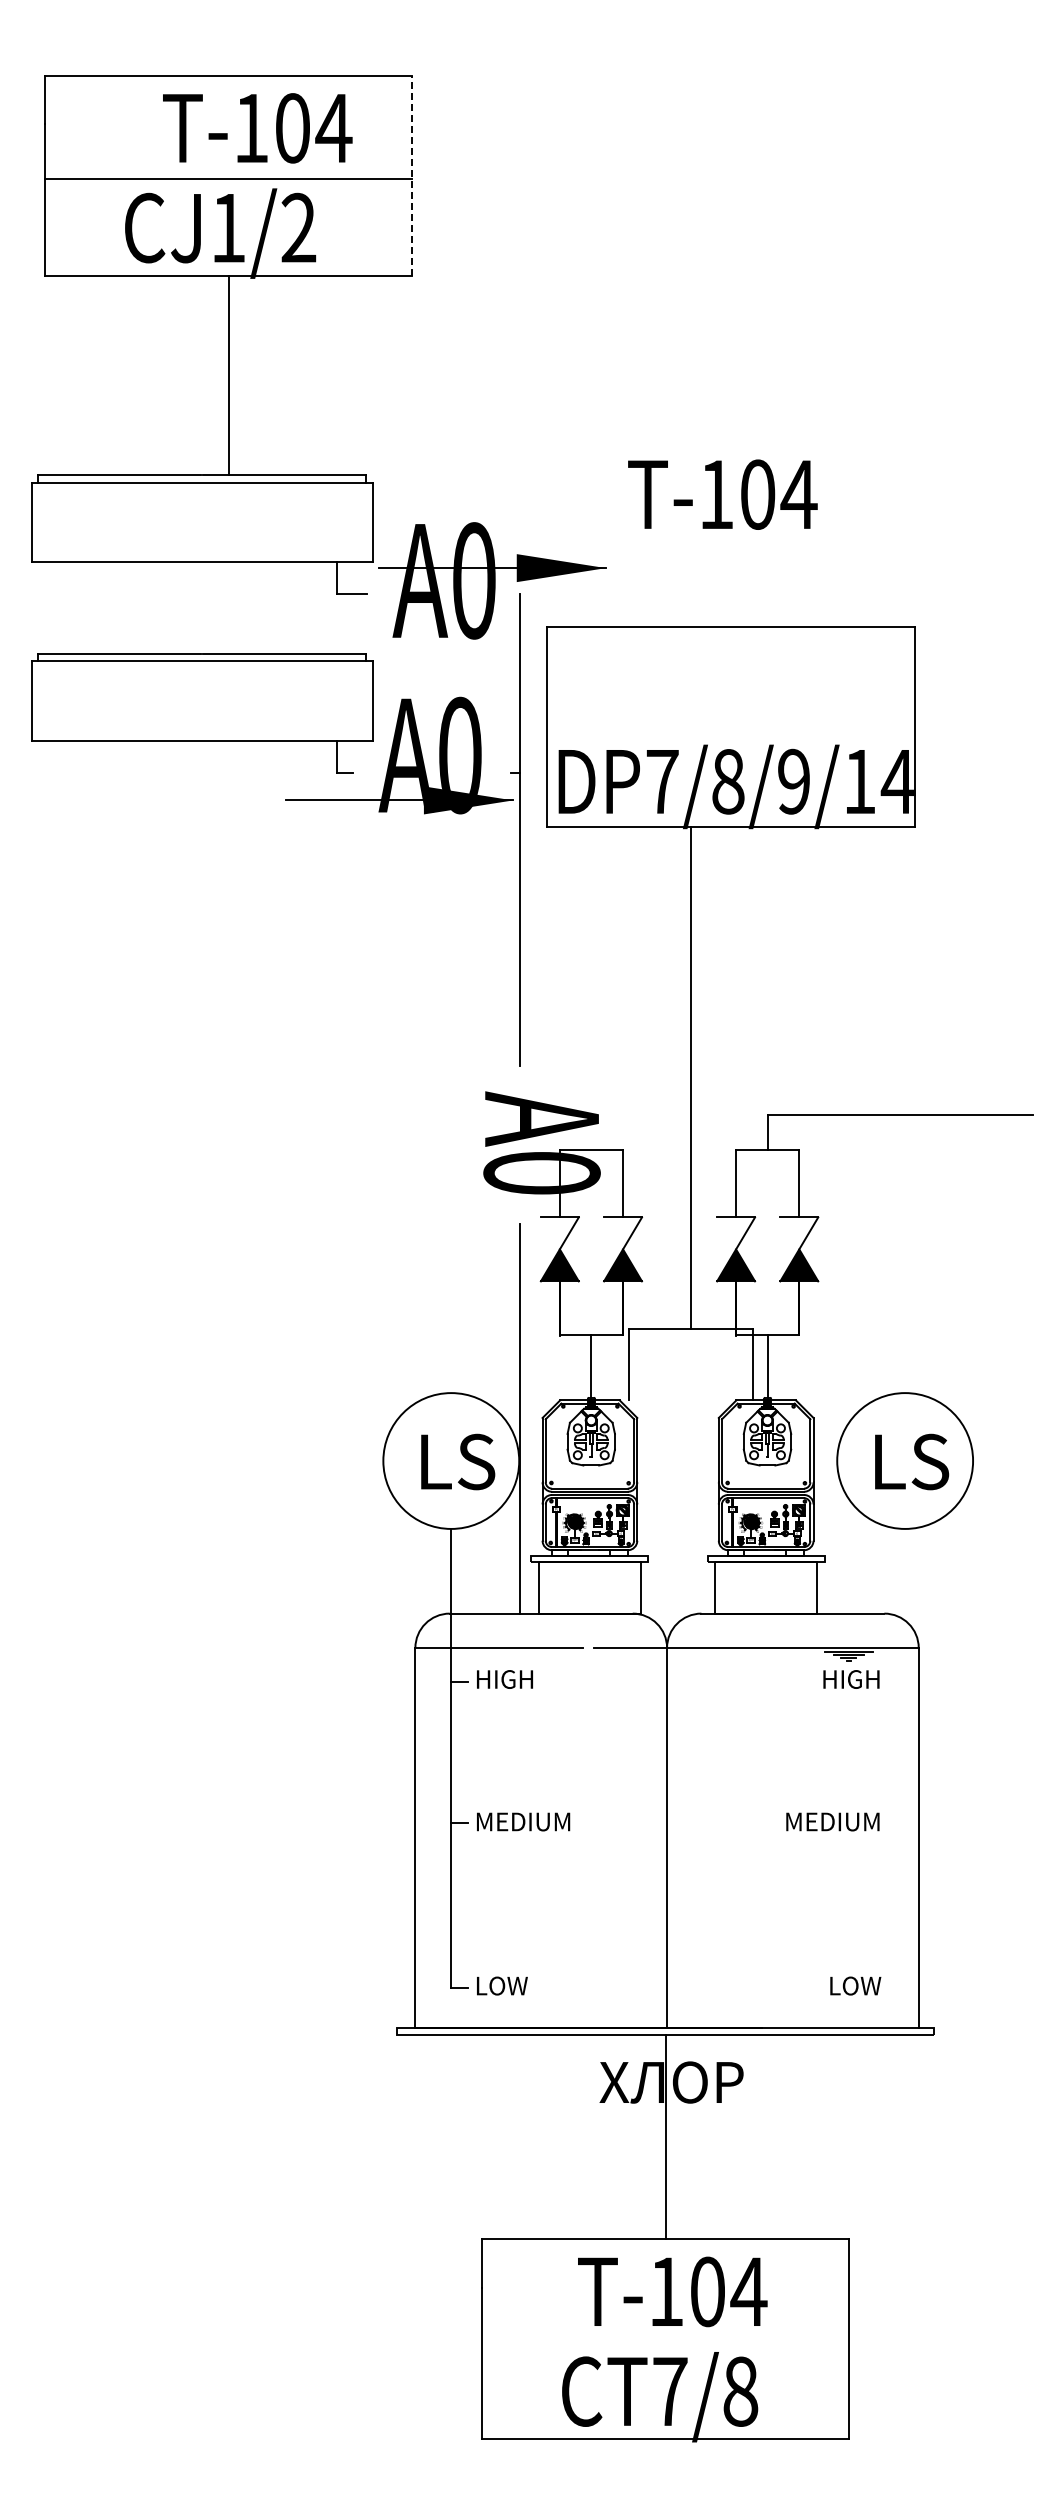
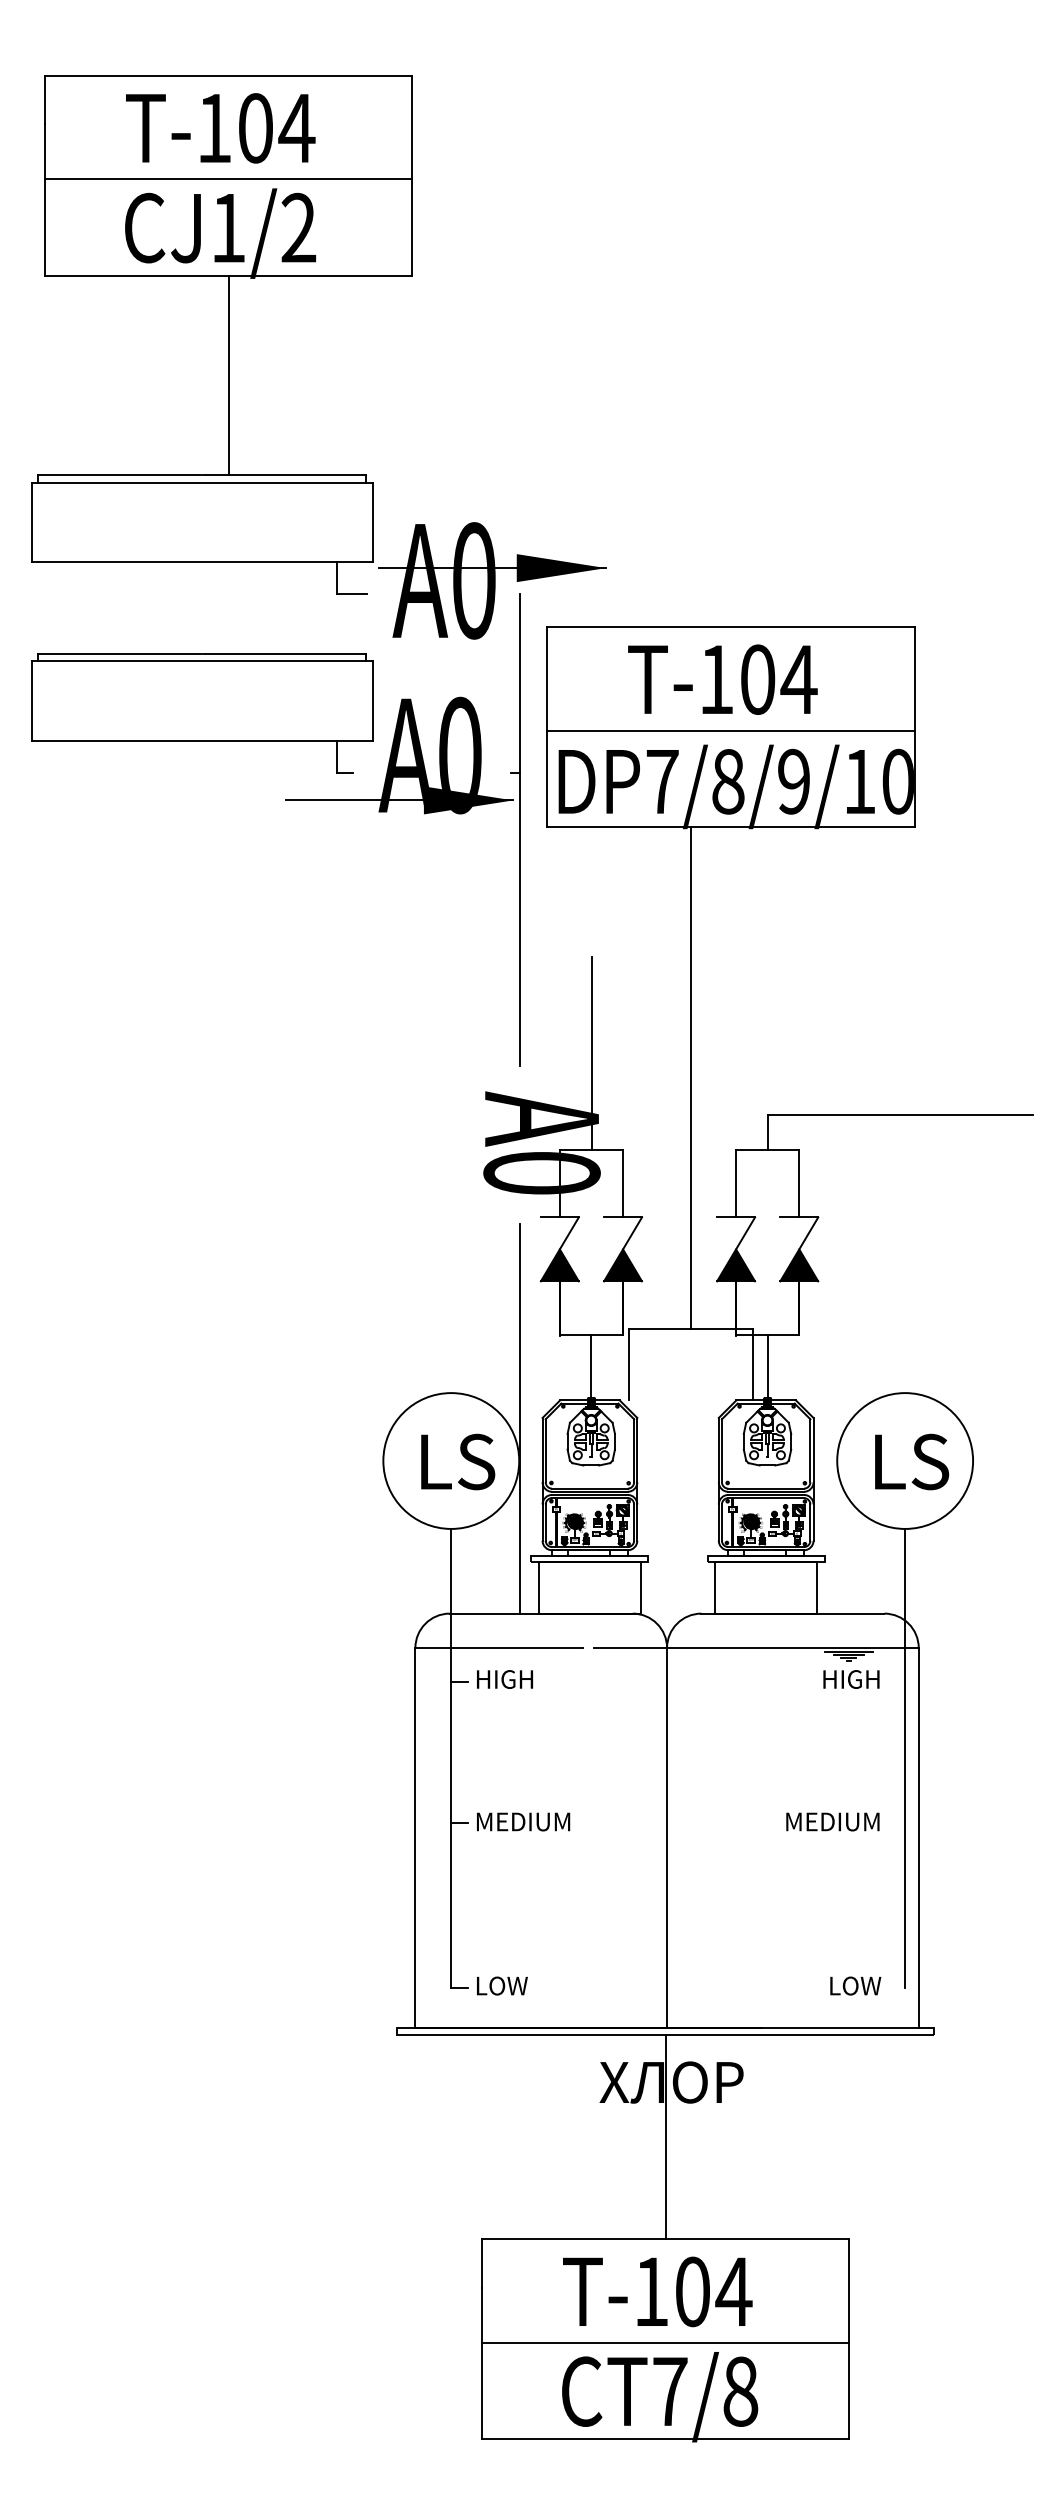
text position: (257, 128) -> (220, 128) (220, 128)
line: dashed -> solid (412, 175)
text position: (722, 494) -> (722, 679) (722, 679)
line: none -> present (730, 730)
text: DP7/8/9/14 -> DP7/8/9/10 (896, 781)
line: none -> present (591, 1053)
line: none -> present (905, 1757)
text position: (672, 2291) -> (657, 2291) (657, 2291)
line: none -> present (665, 2342)
